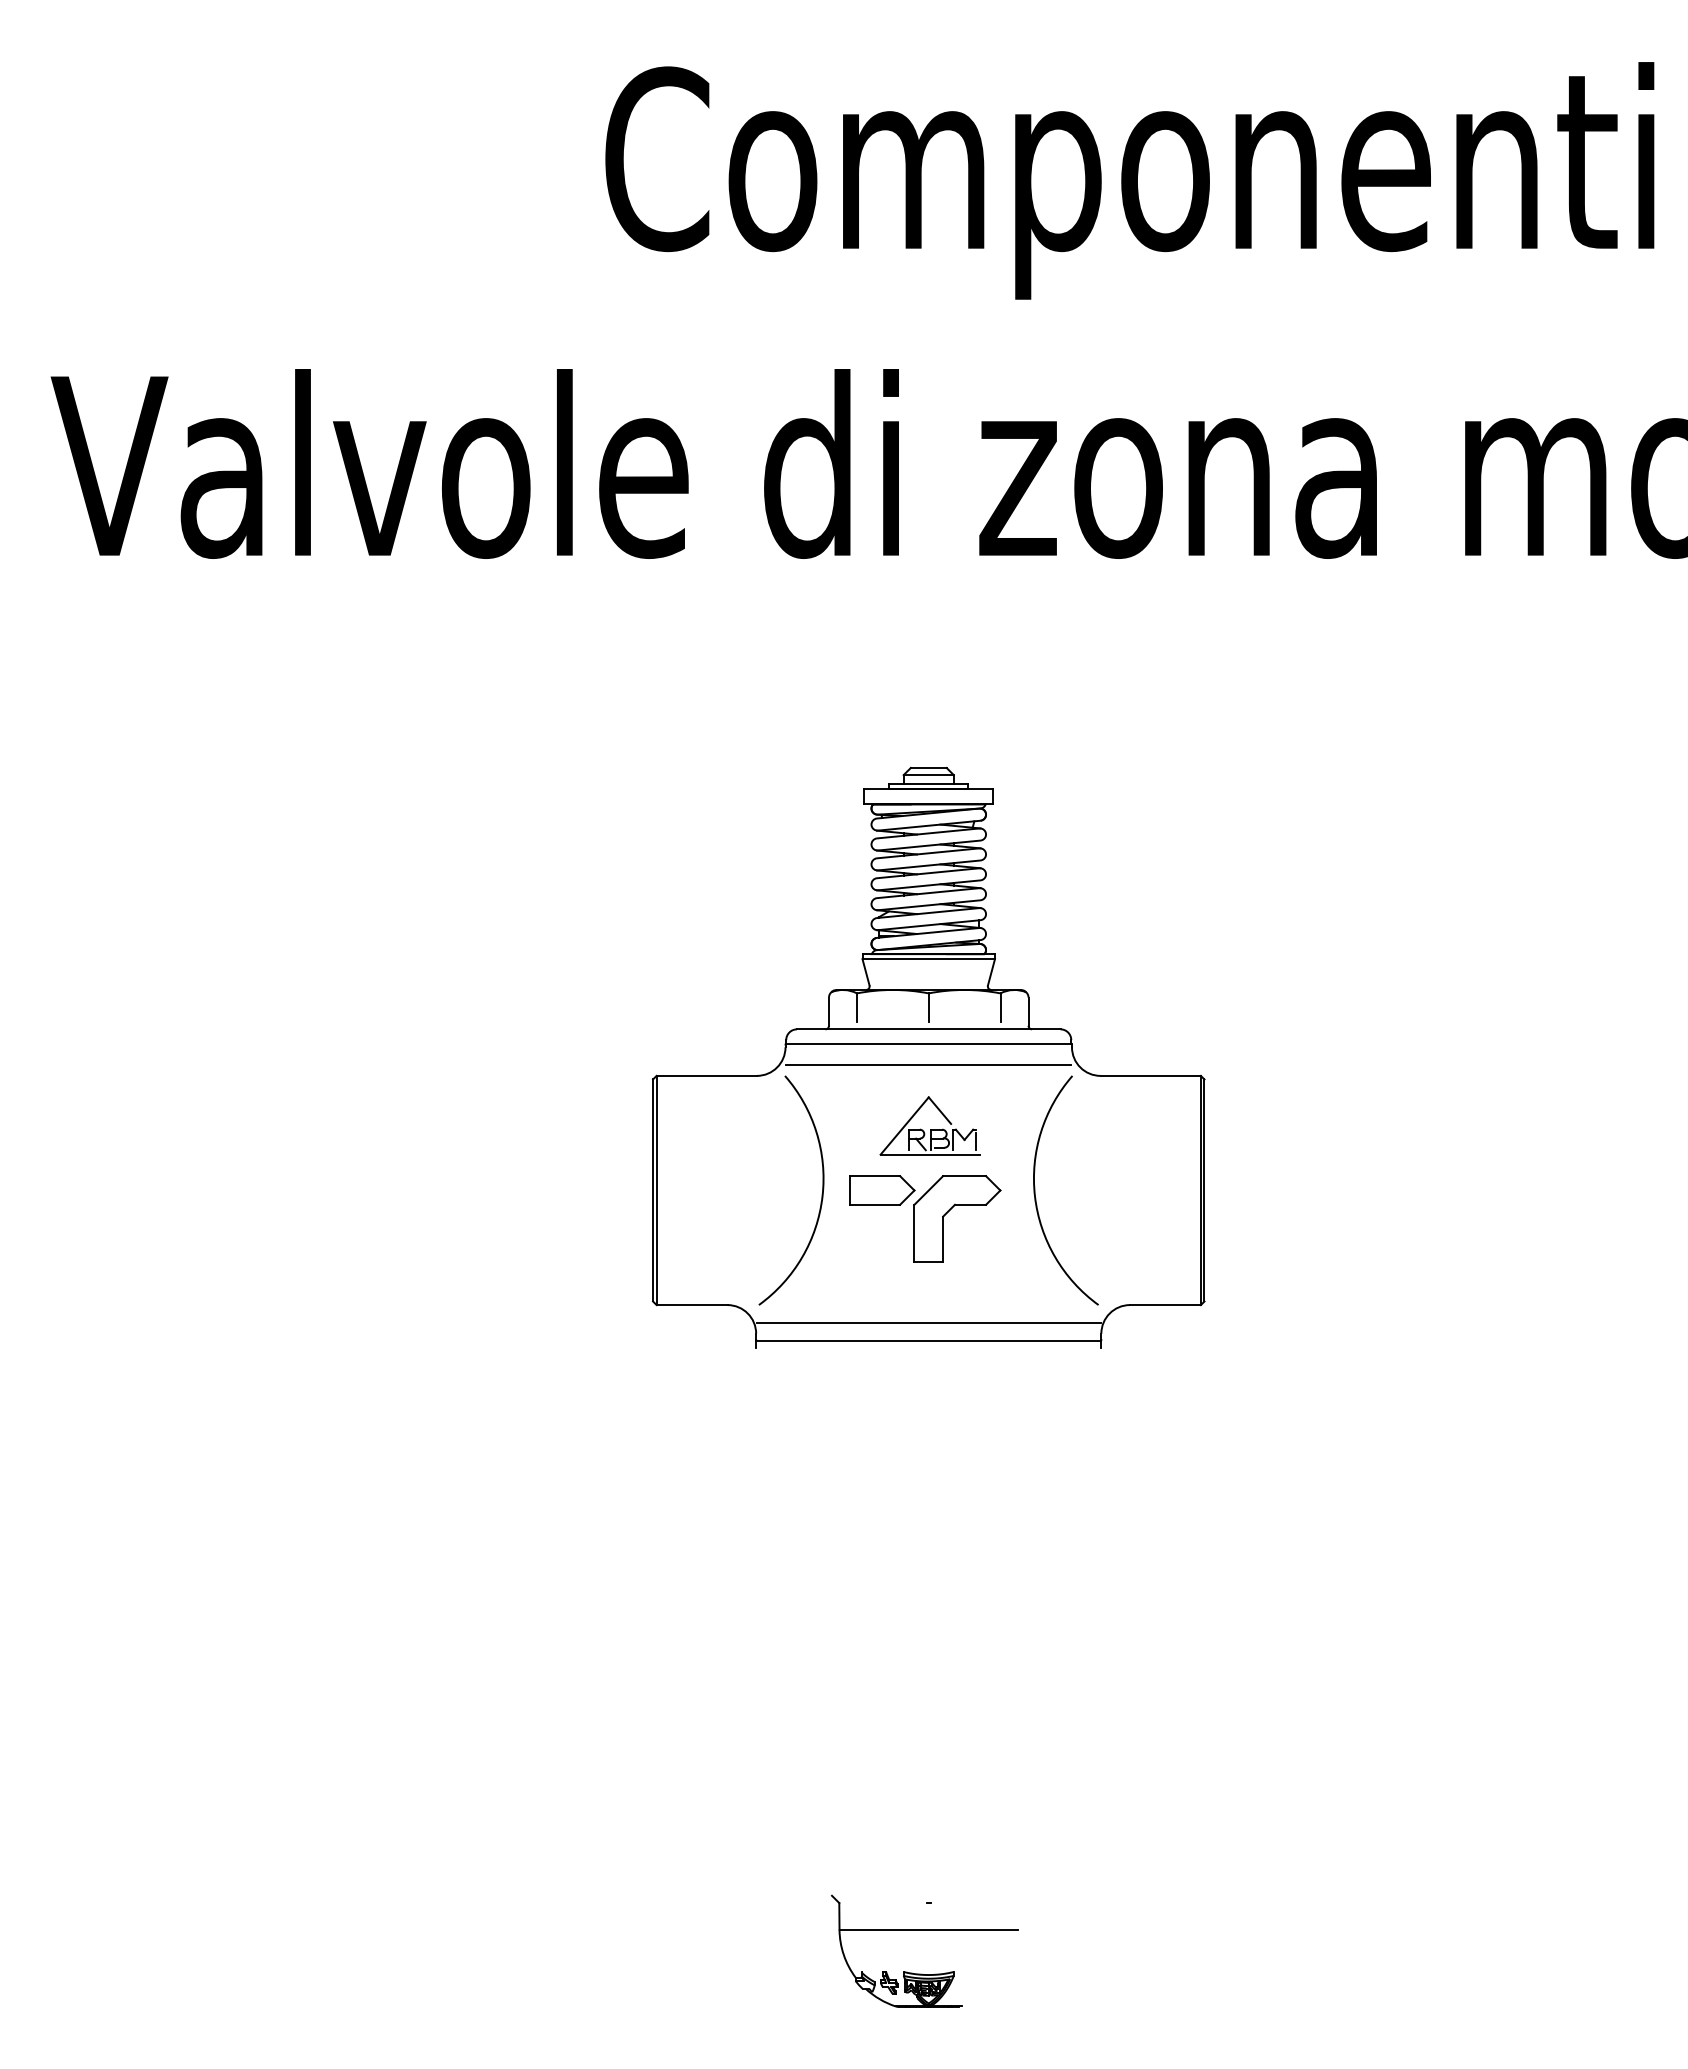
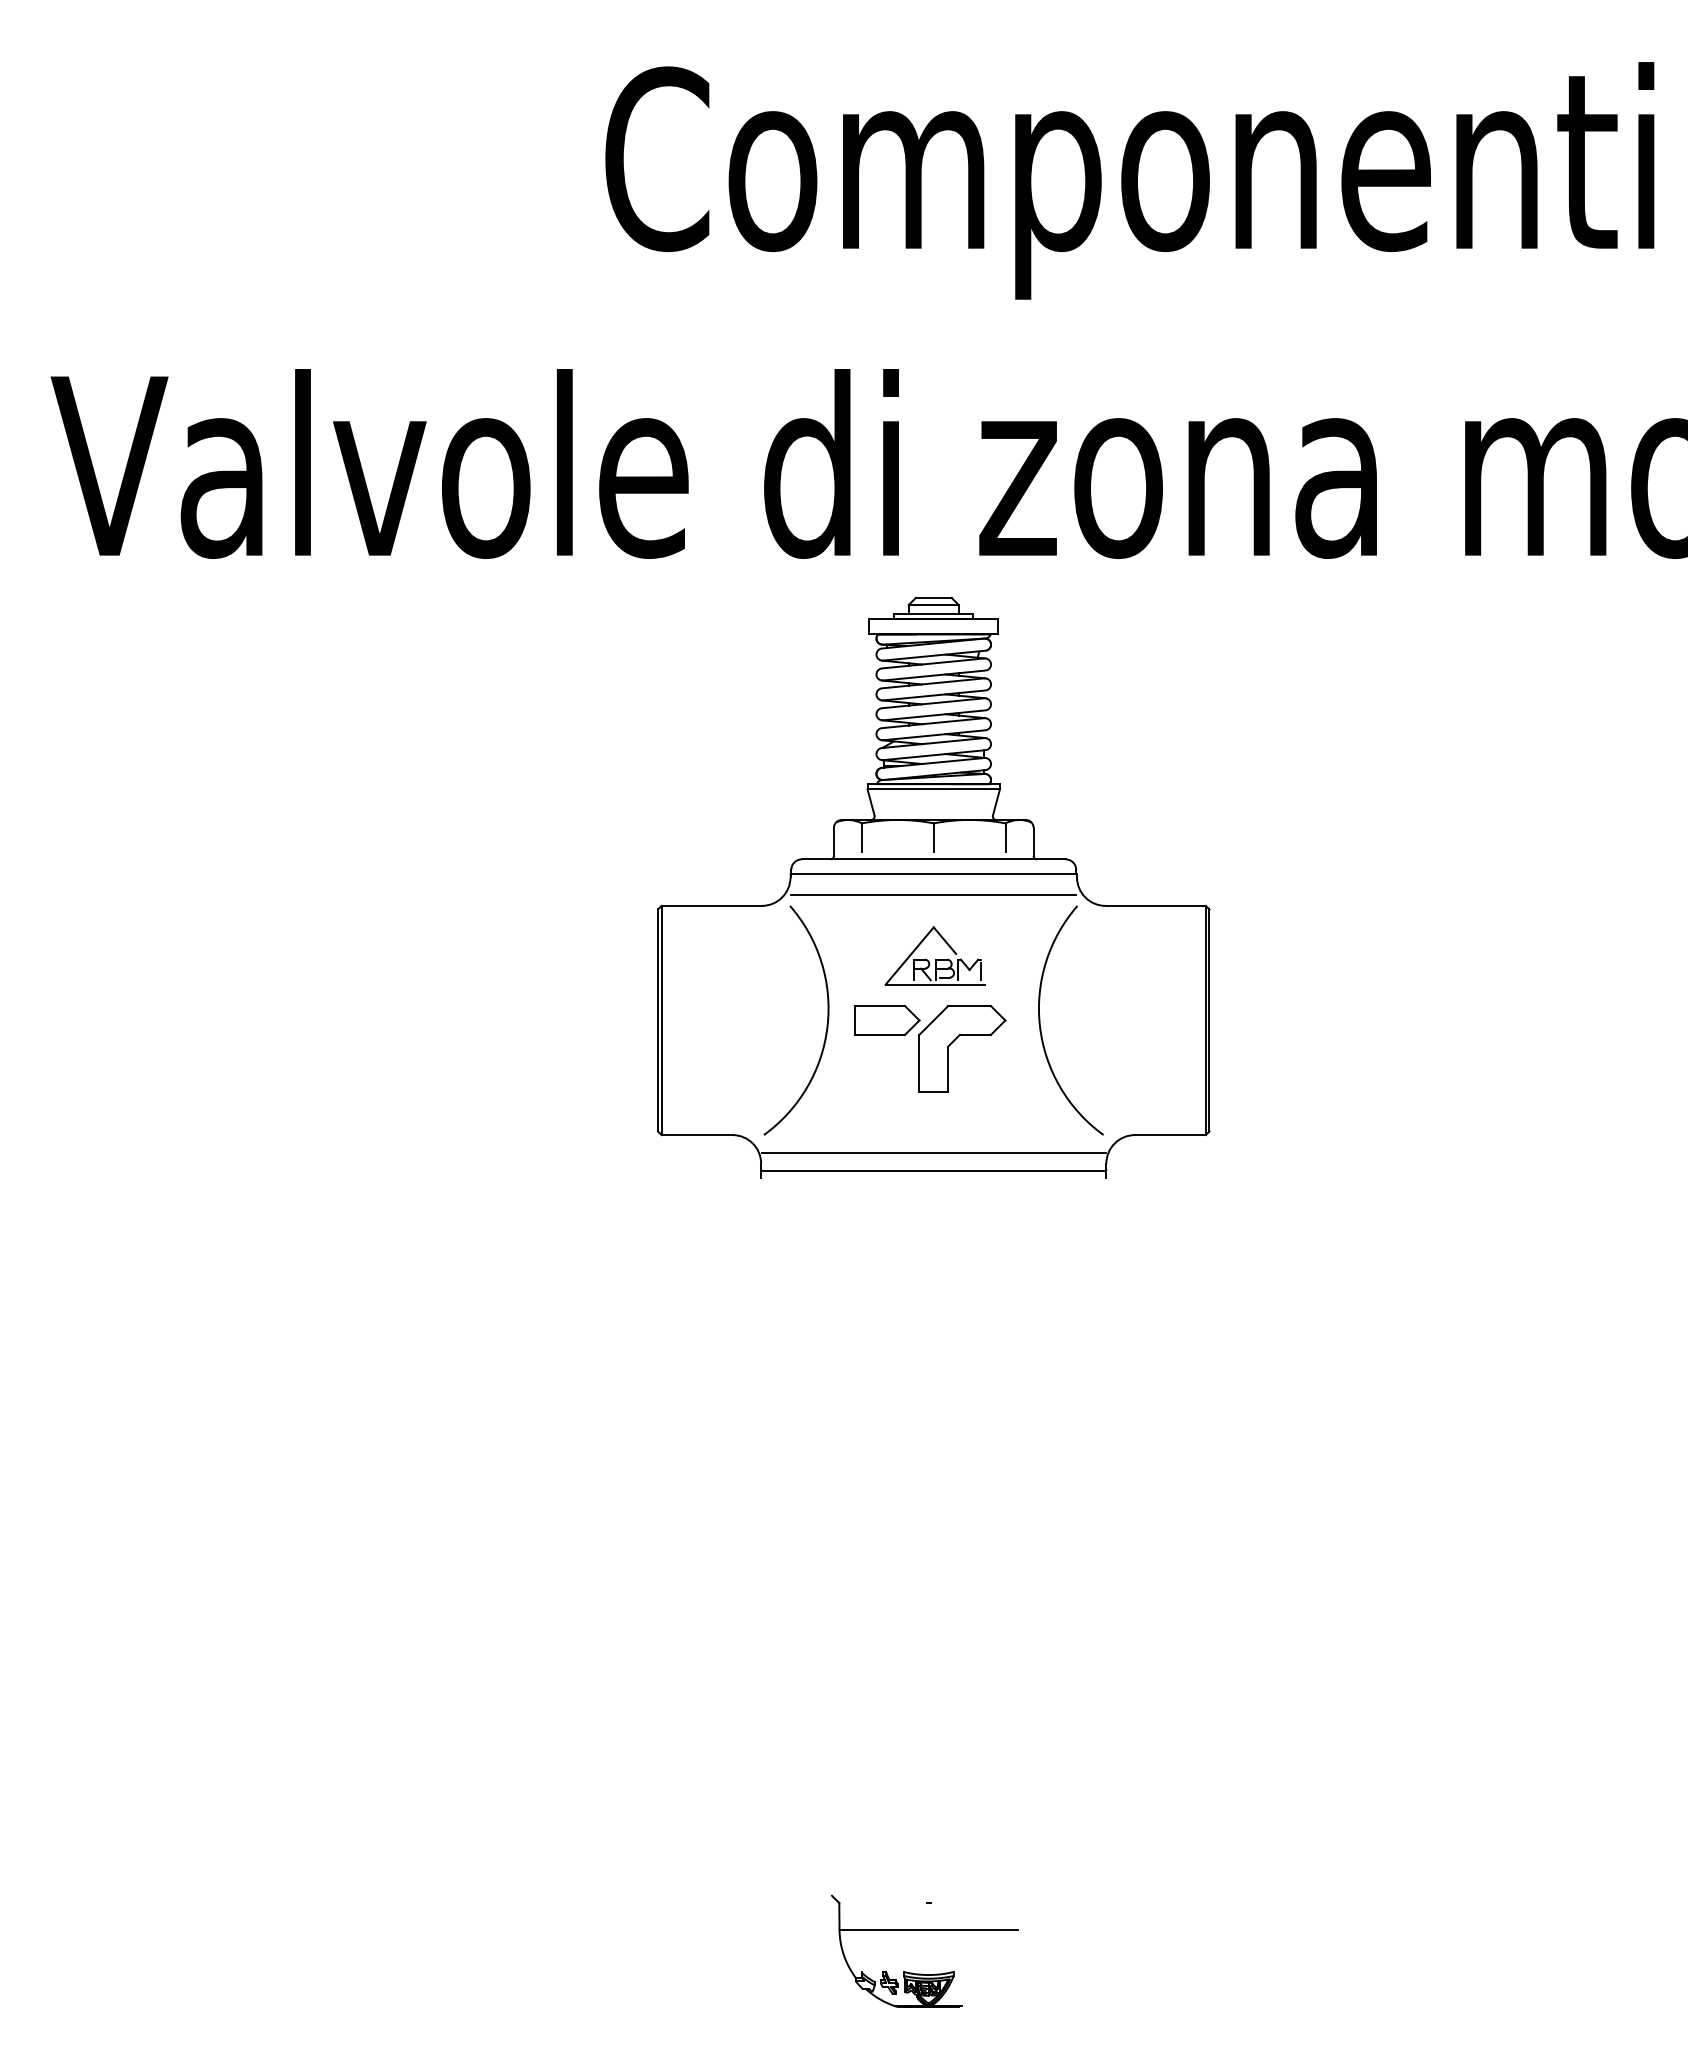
part position: (928, 1057) -> (933, 887) (933, 887)
